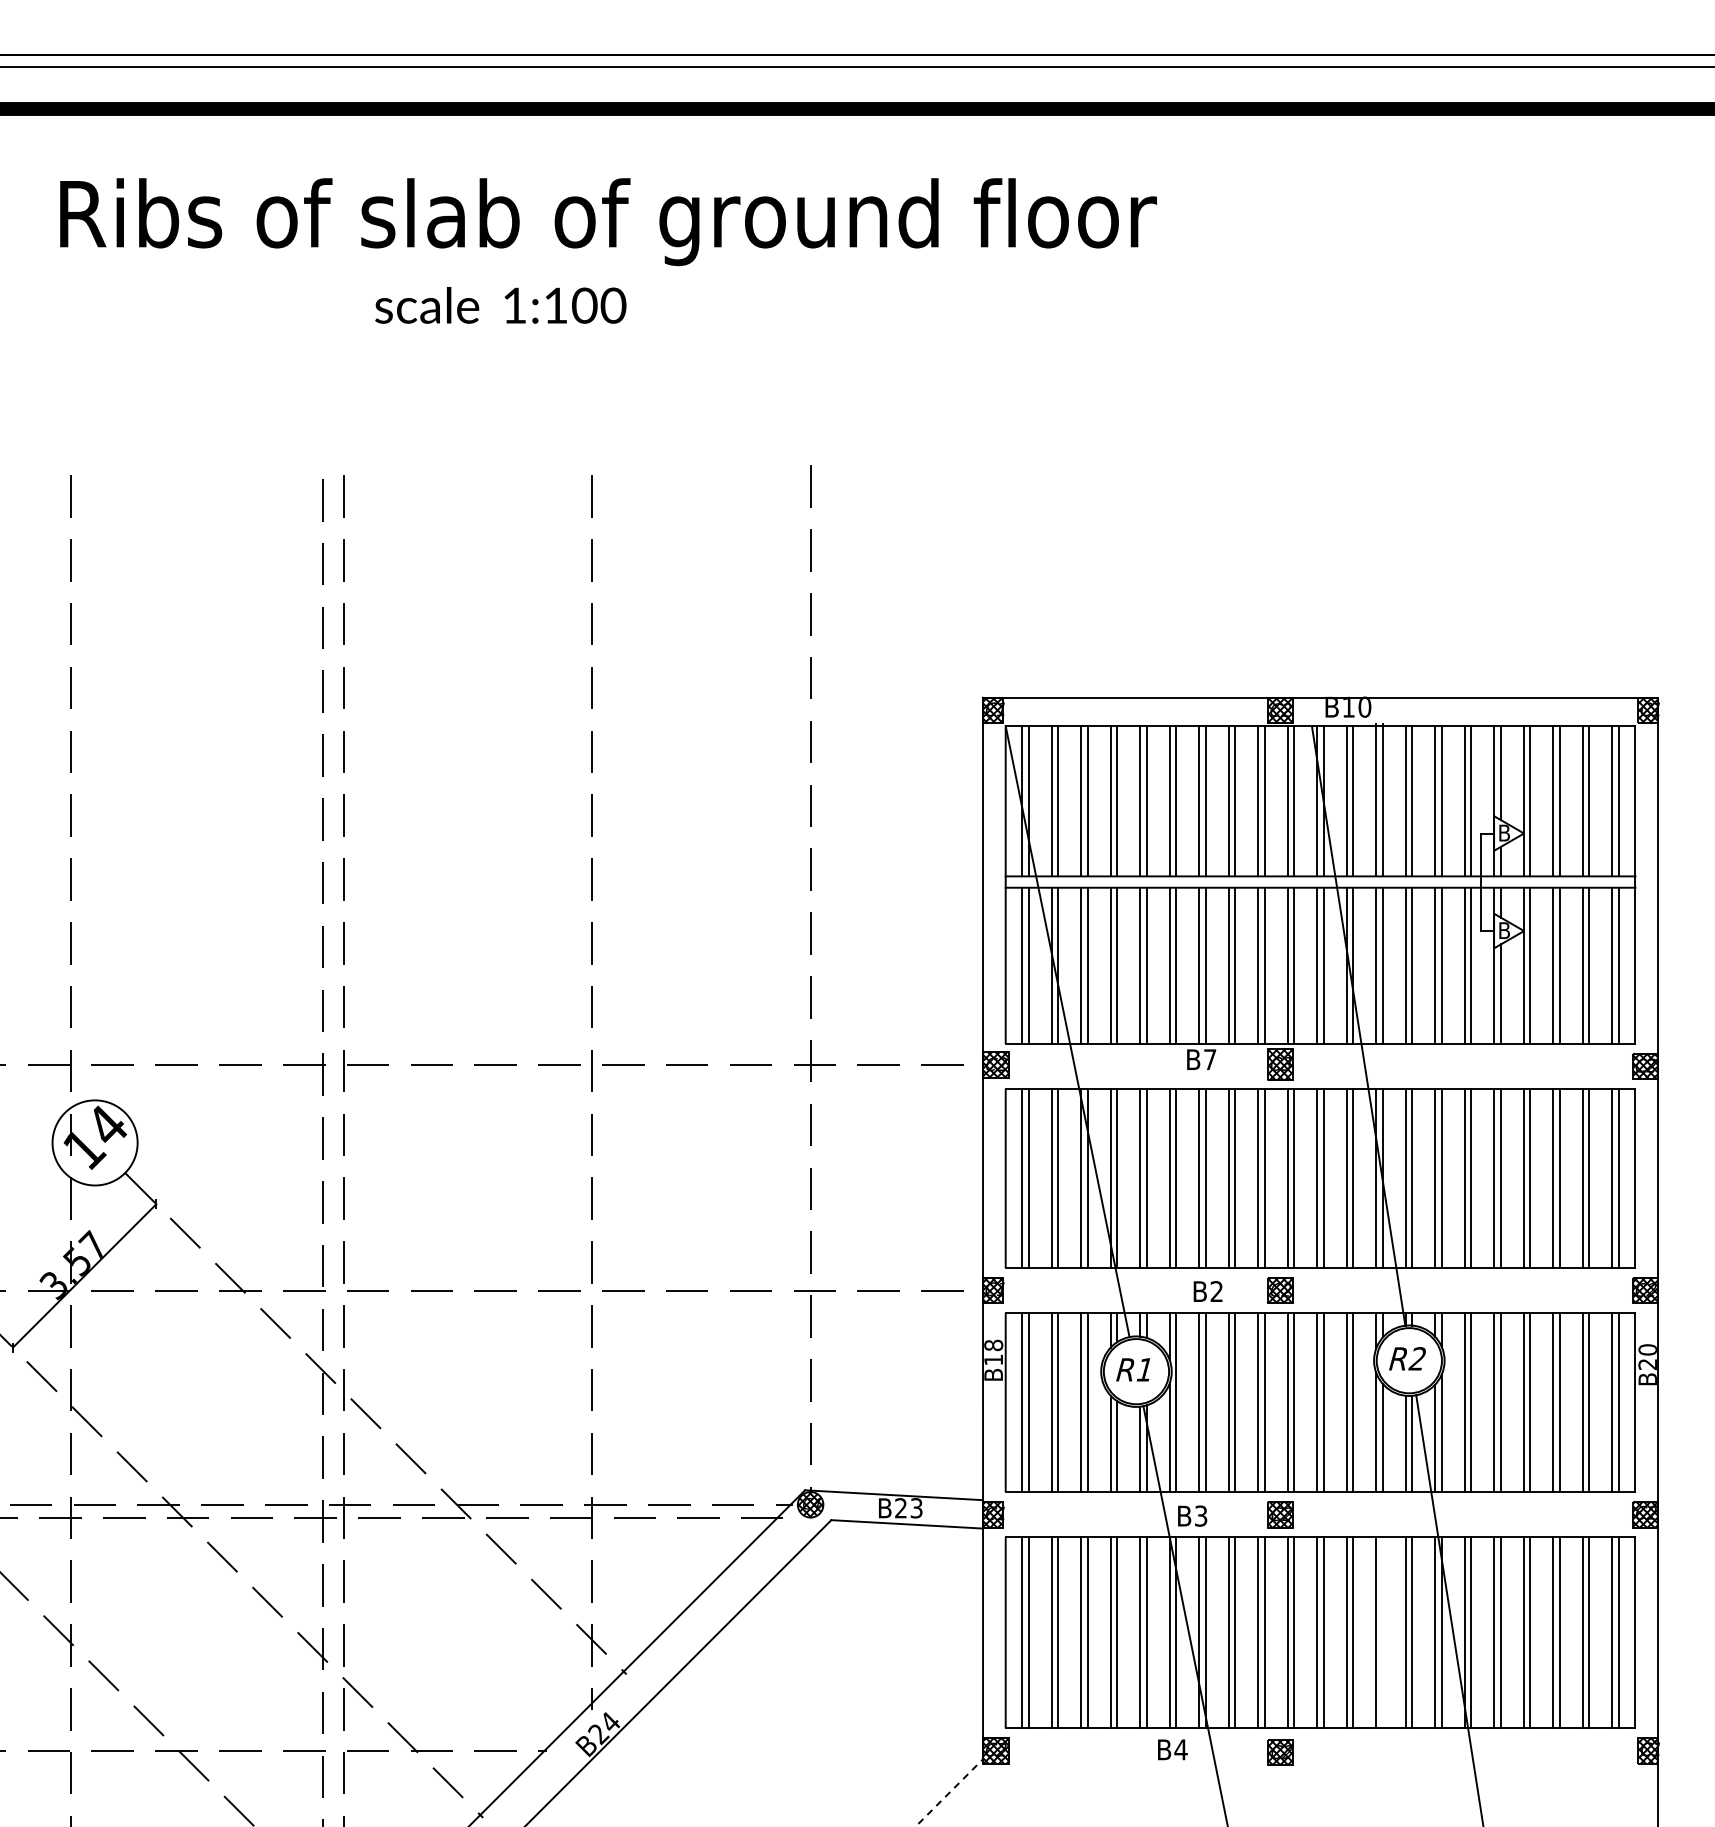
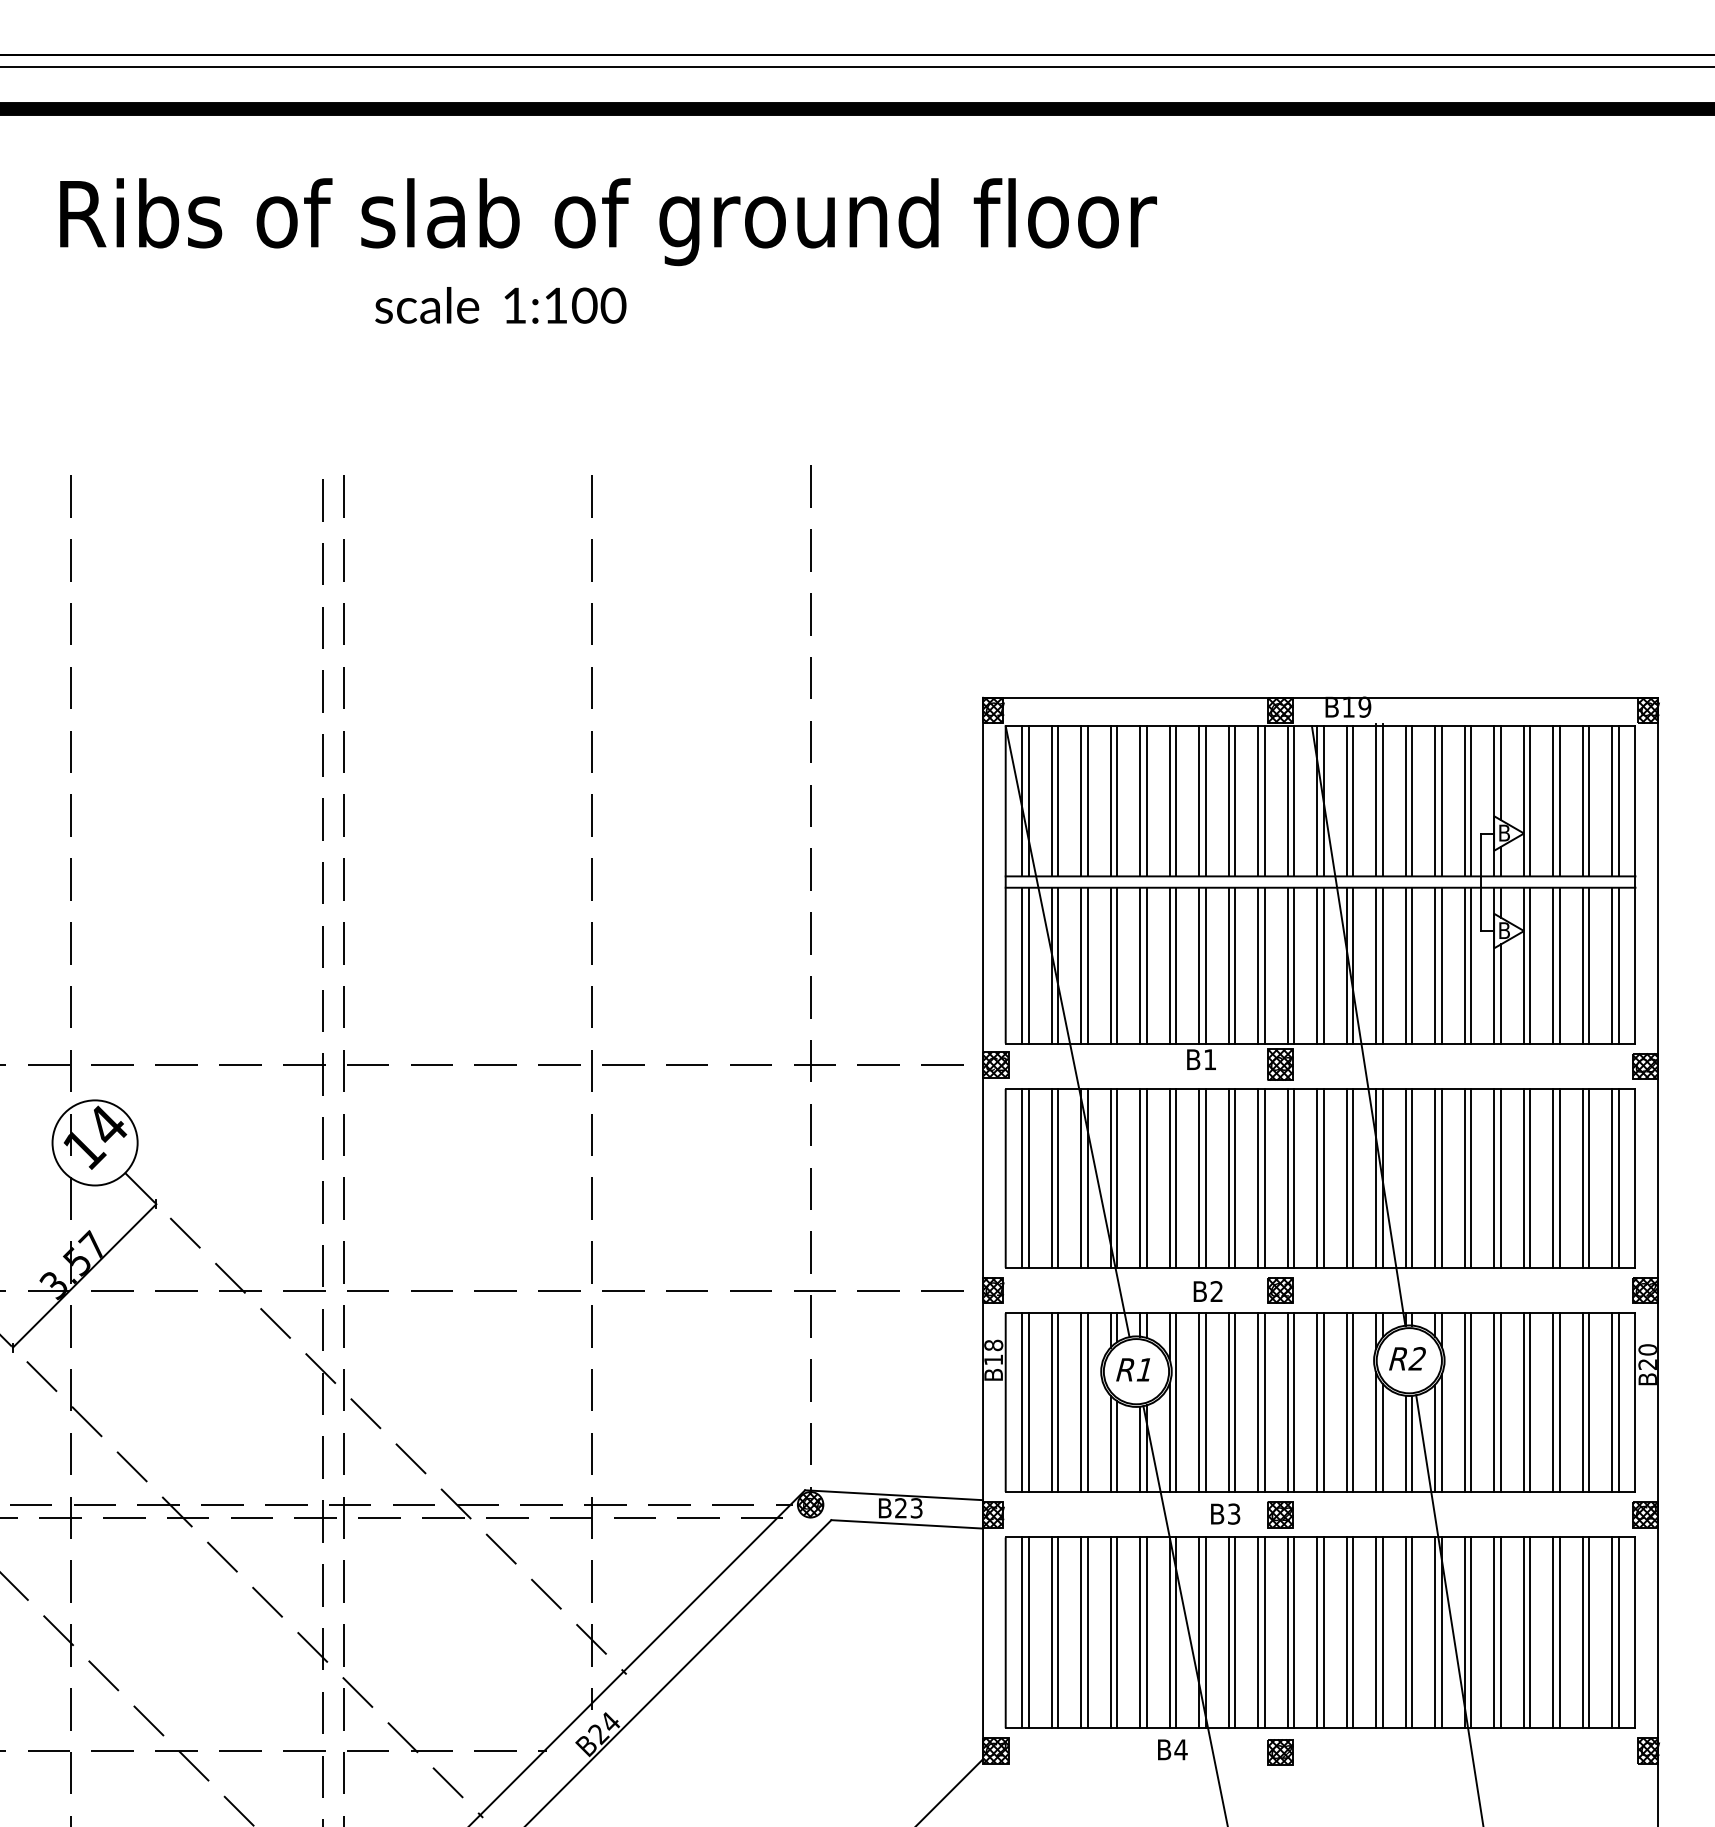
text: B10 -> B19 (1364, 706)
text: B7 -> B1 (1210, 1059)
text position: (1192, 1515) -> (1225, 1513) (1225, 1513)
line: none -> present (1382, 1632)
line: dashed -> solid (949, 1792)
